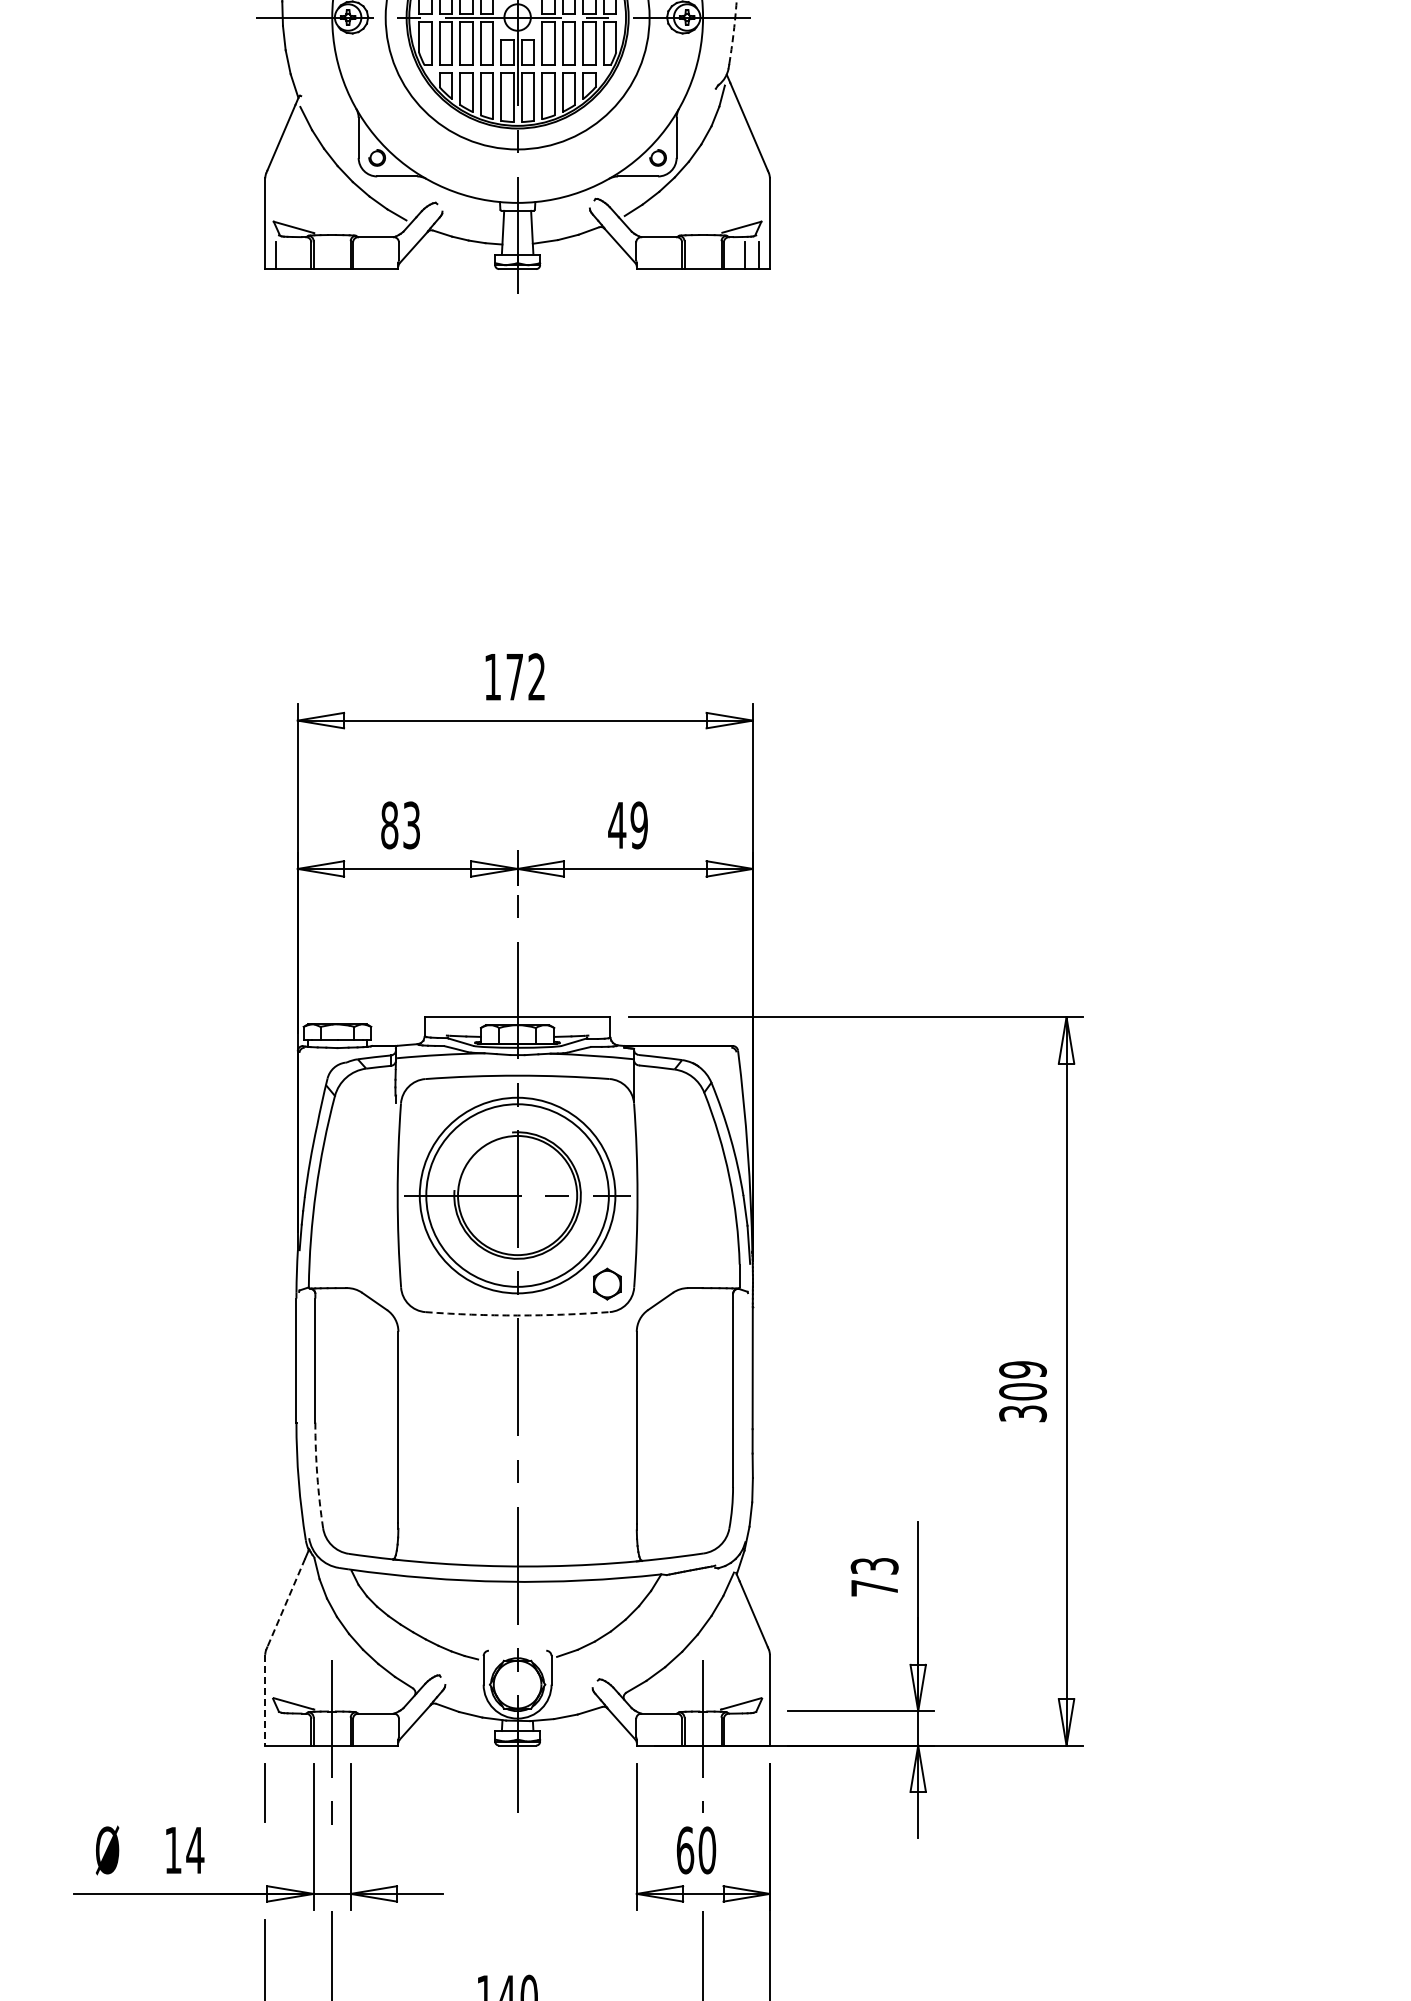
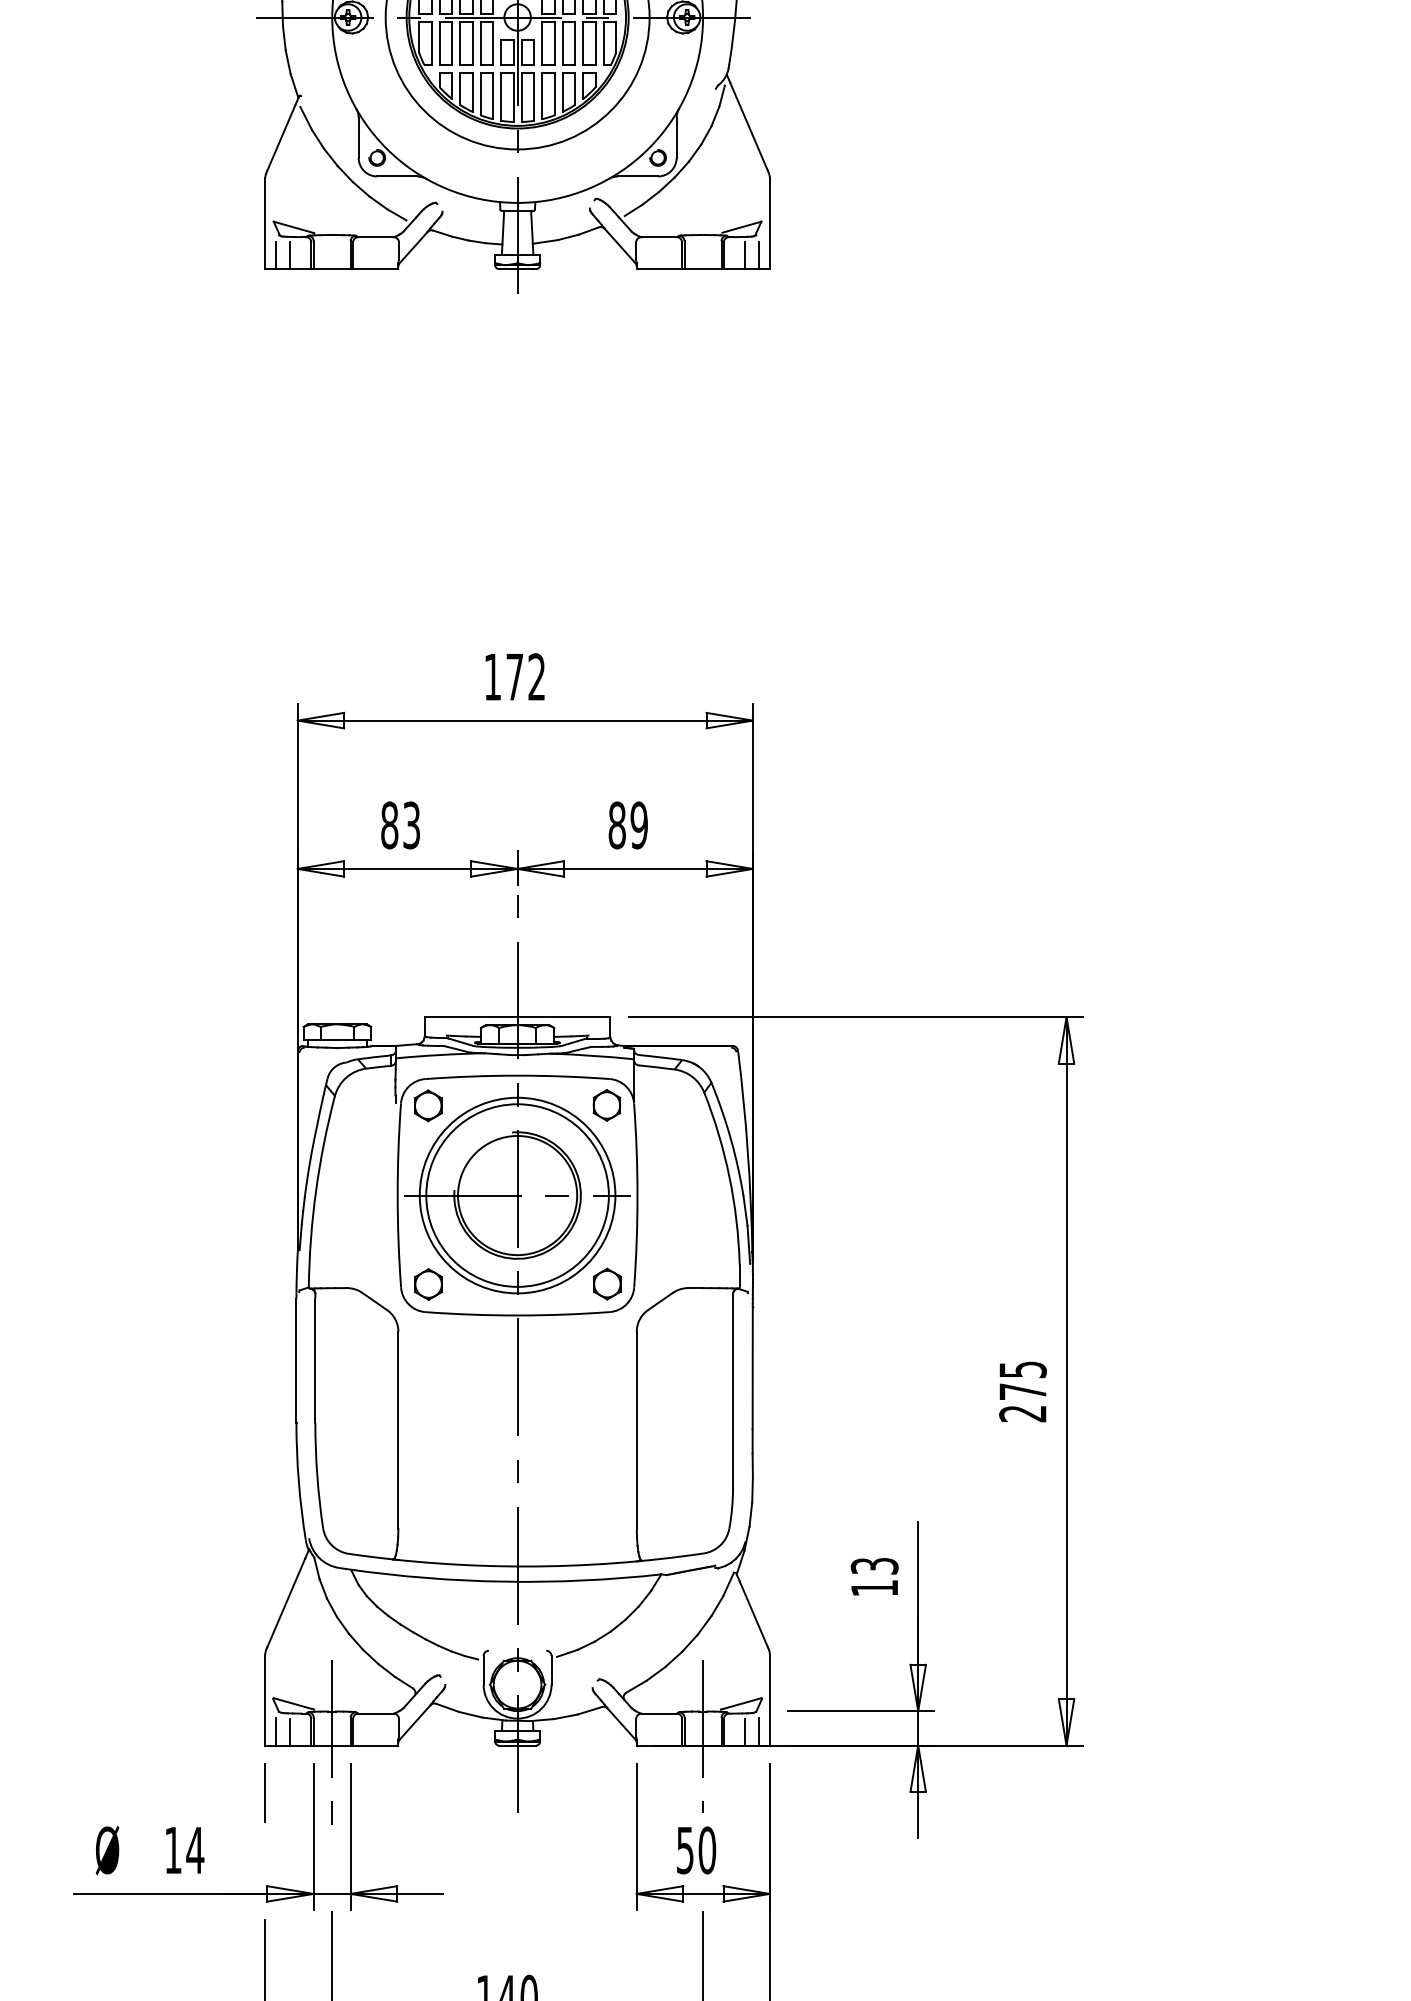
arc: dashed -> solid (733, 31)
line: none -> present (289, 255)
text: 49 -> 89 (617, 825)
part: none -> present (428, 1105)
part: none -> present (606, 1105)
part: none -> present (428, 1284)
arc: dashed -> solid (517, 1315)
text: 309 -> 275 (1022, 1391)
arc: dashed -> solid (317, 1475)
text: 73 -> 13 (874, 1588)
line: dashed -> solid (286, 1603)
line: dashed -> solid (265, 1700)
line: none -> present (276, 1731)
line: none -> present (289, 1731)
line: none -> present (745, 1731)
line: none -> present (758, 1731)
text: 60 -> 50 (685, 1850)
